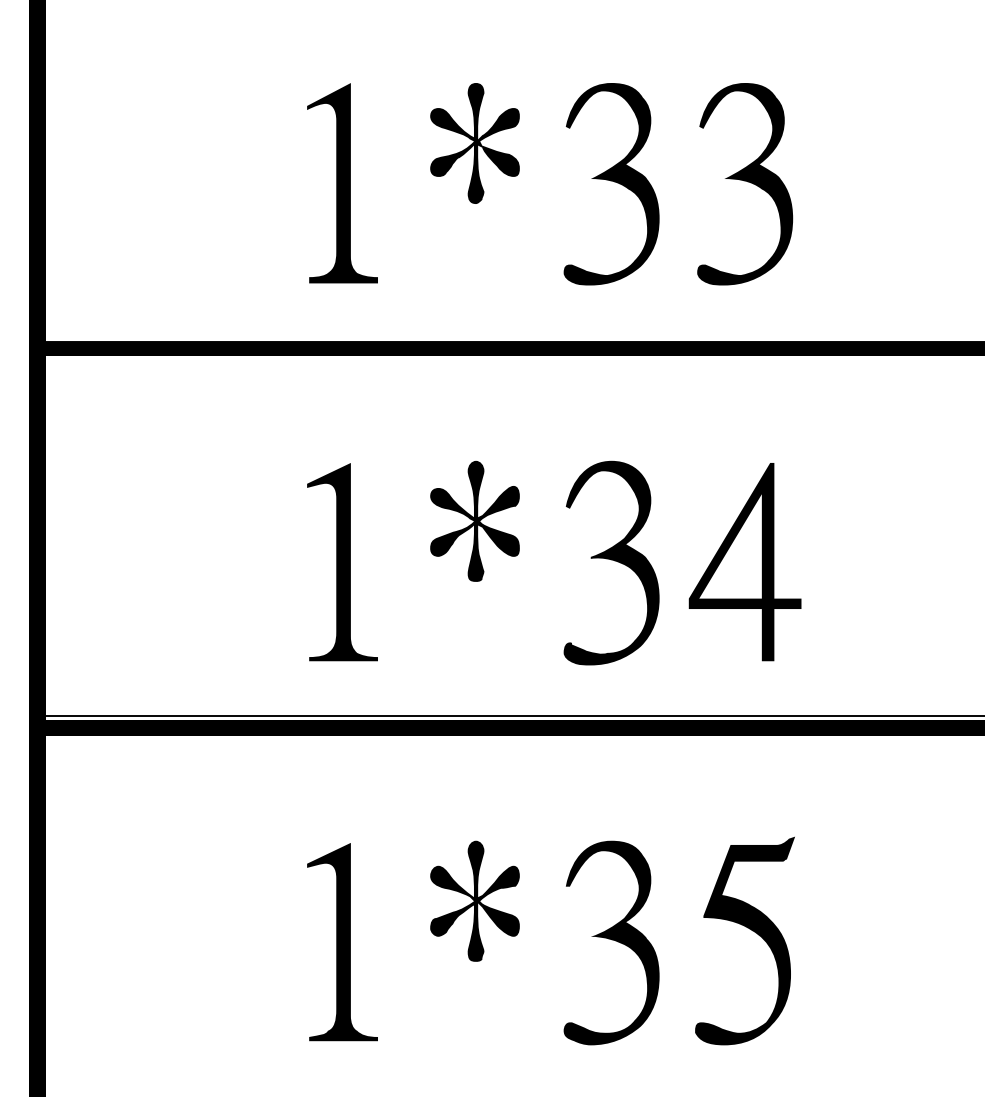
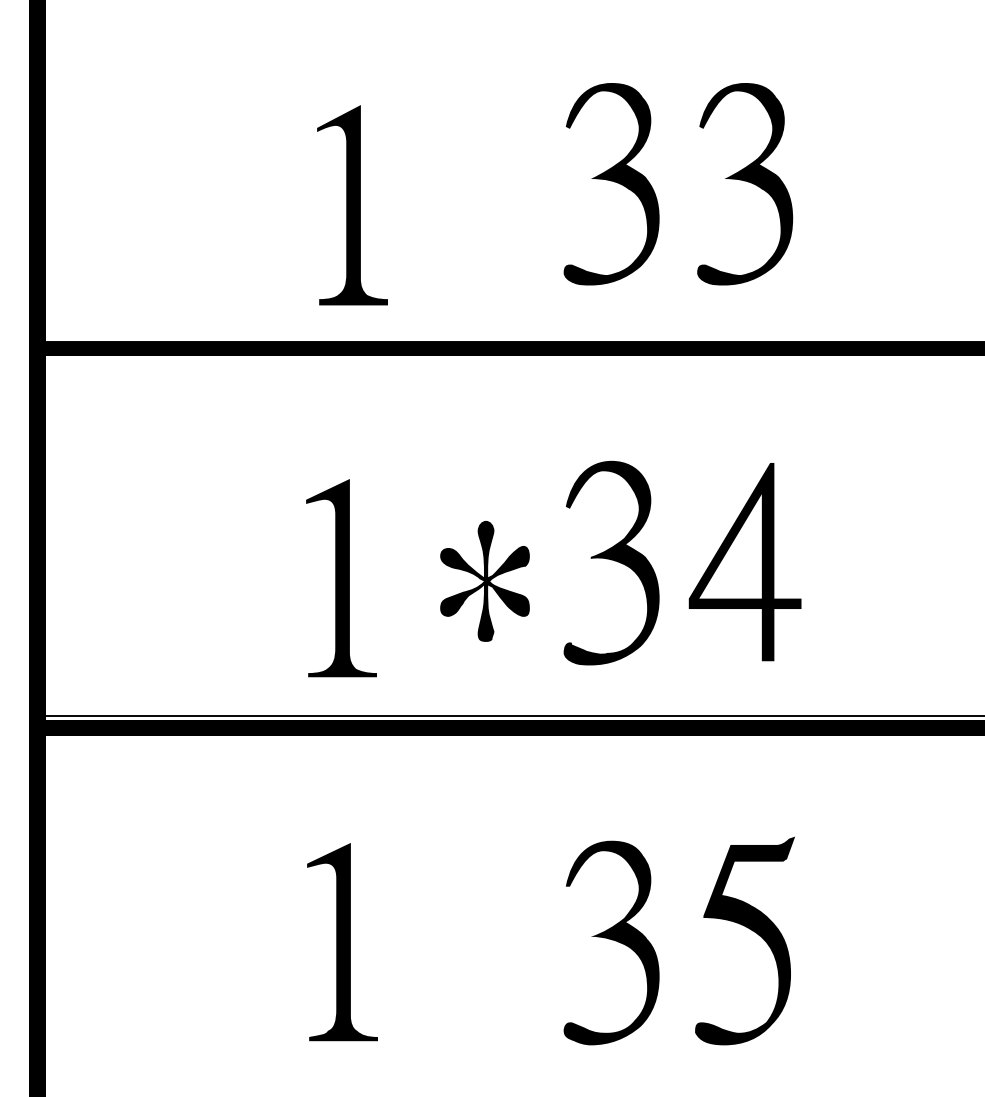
fill: present -> none (474, 143)
part position: (342, 183) -> (352, 205) (352, 205)
part position: (474, 521) -> (484, 581) (484, 581)
part position: (342, 562) -> (341, 578) (341, 578)
fill: present -> none (474, 900)
